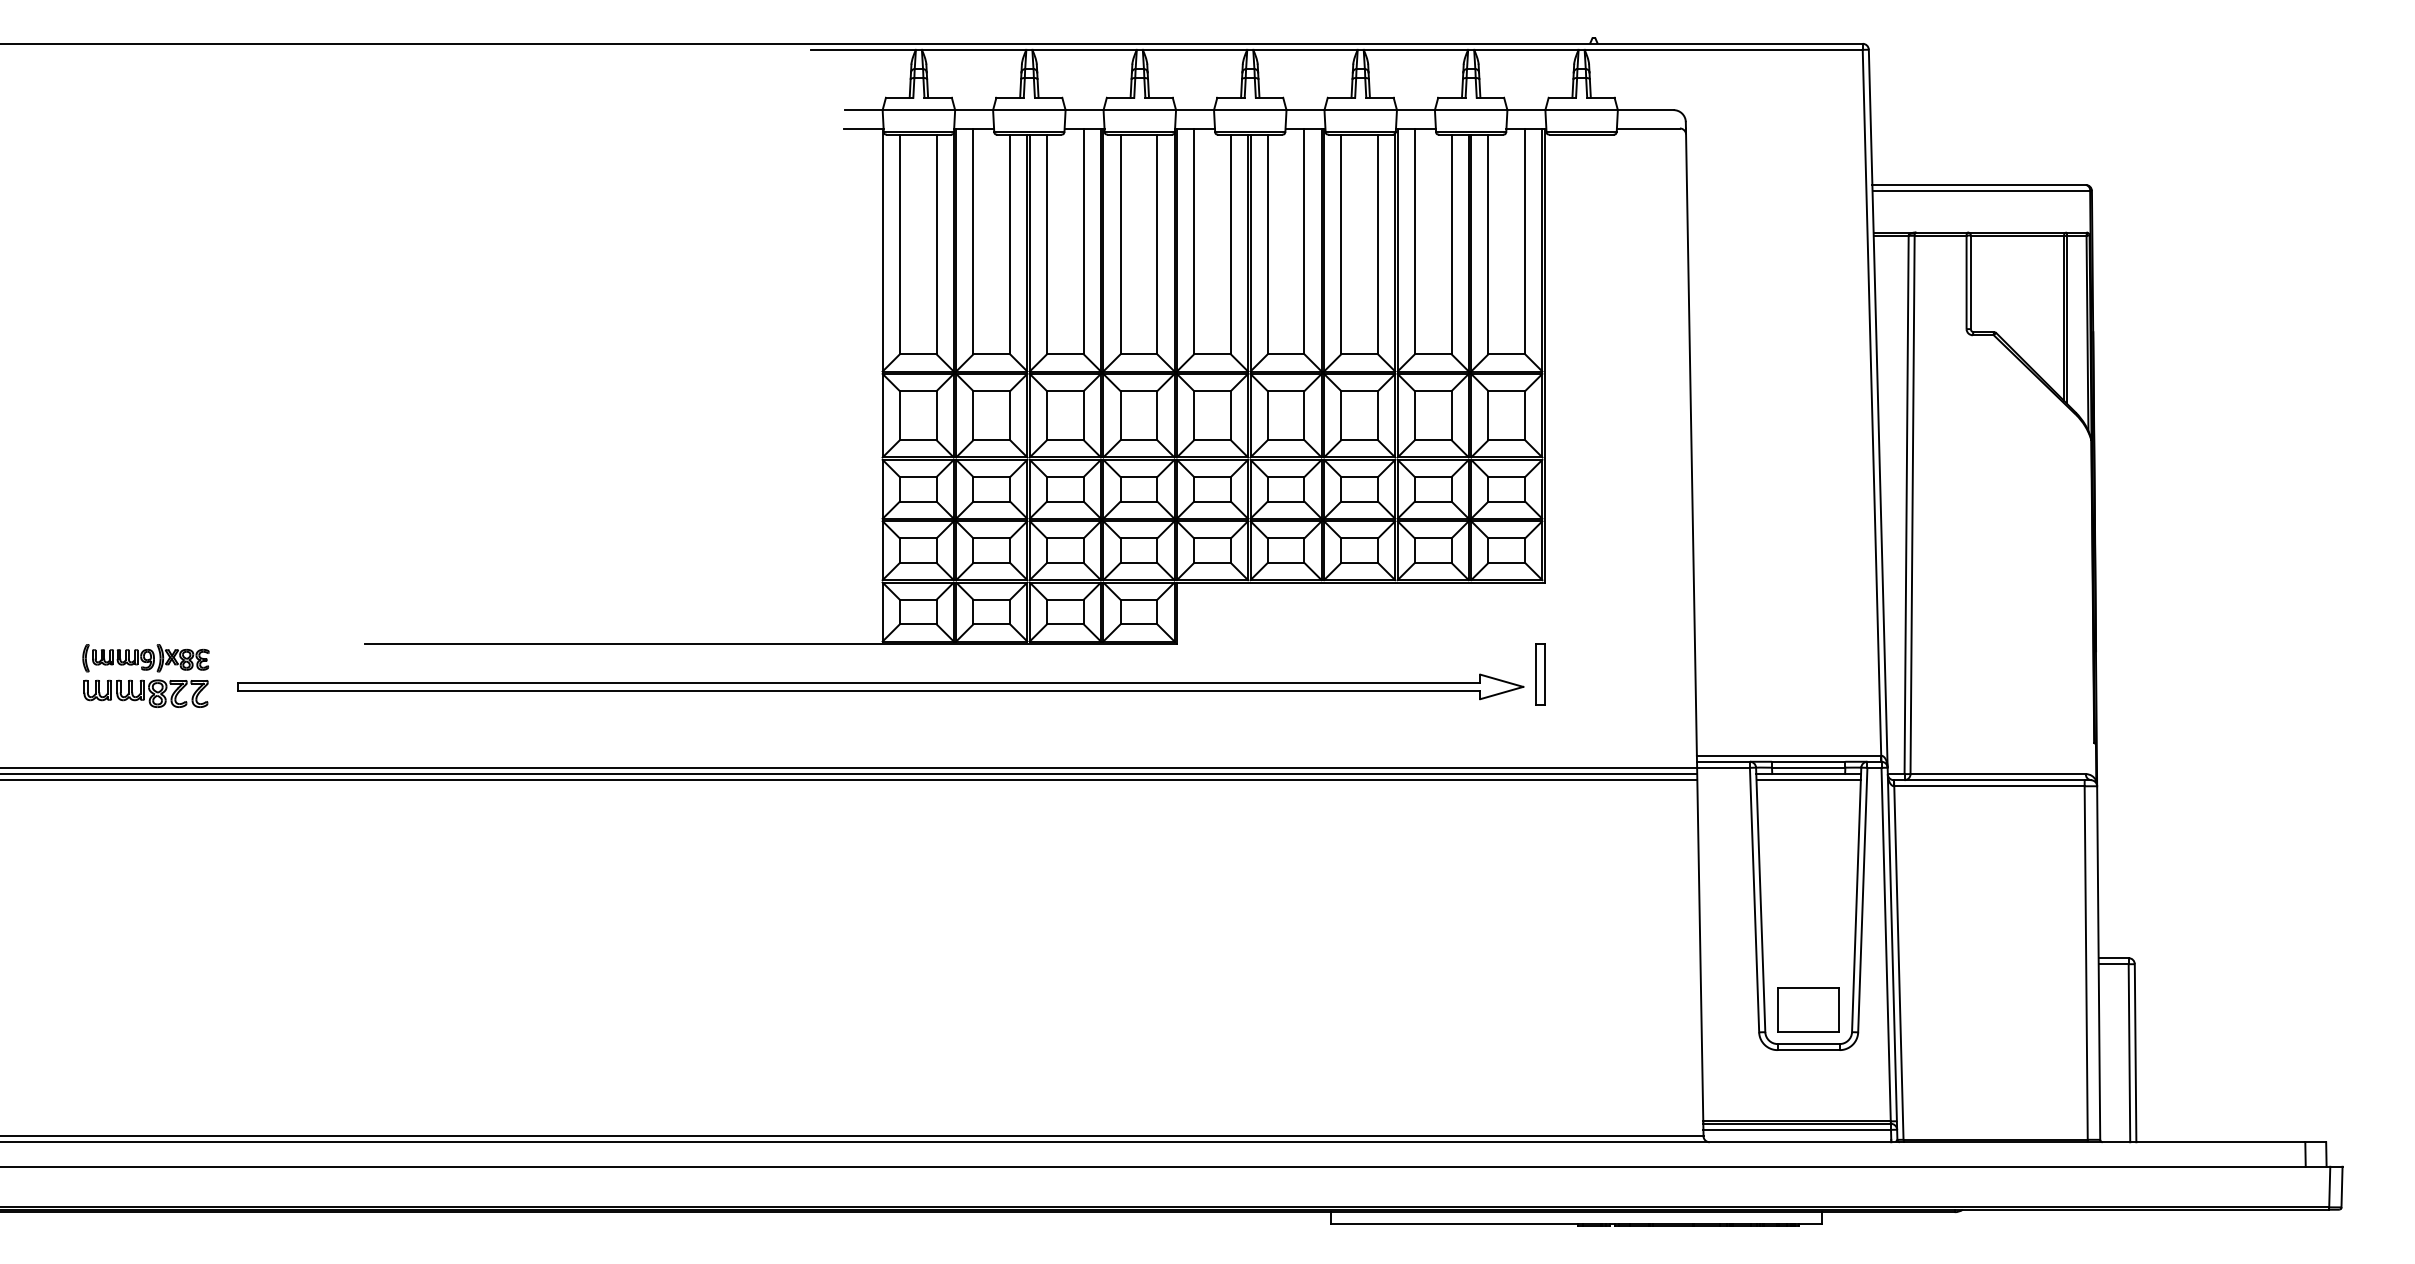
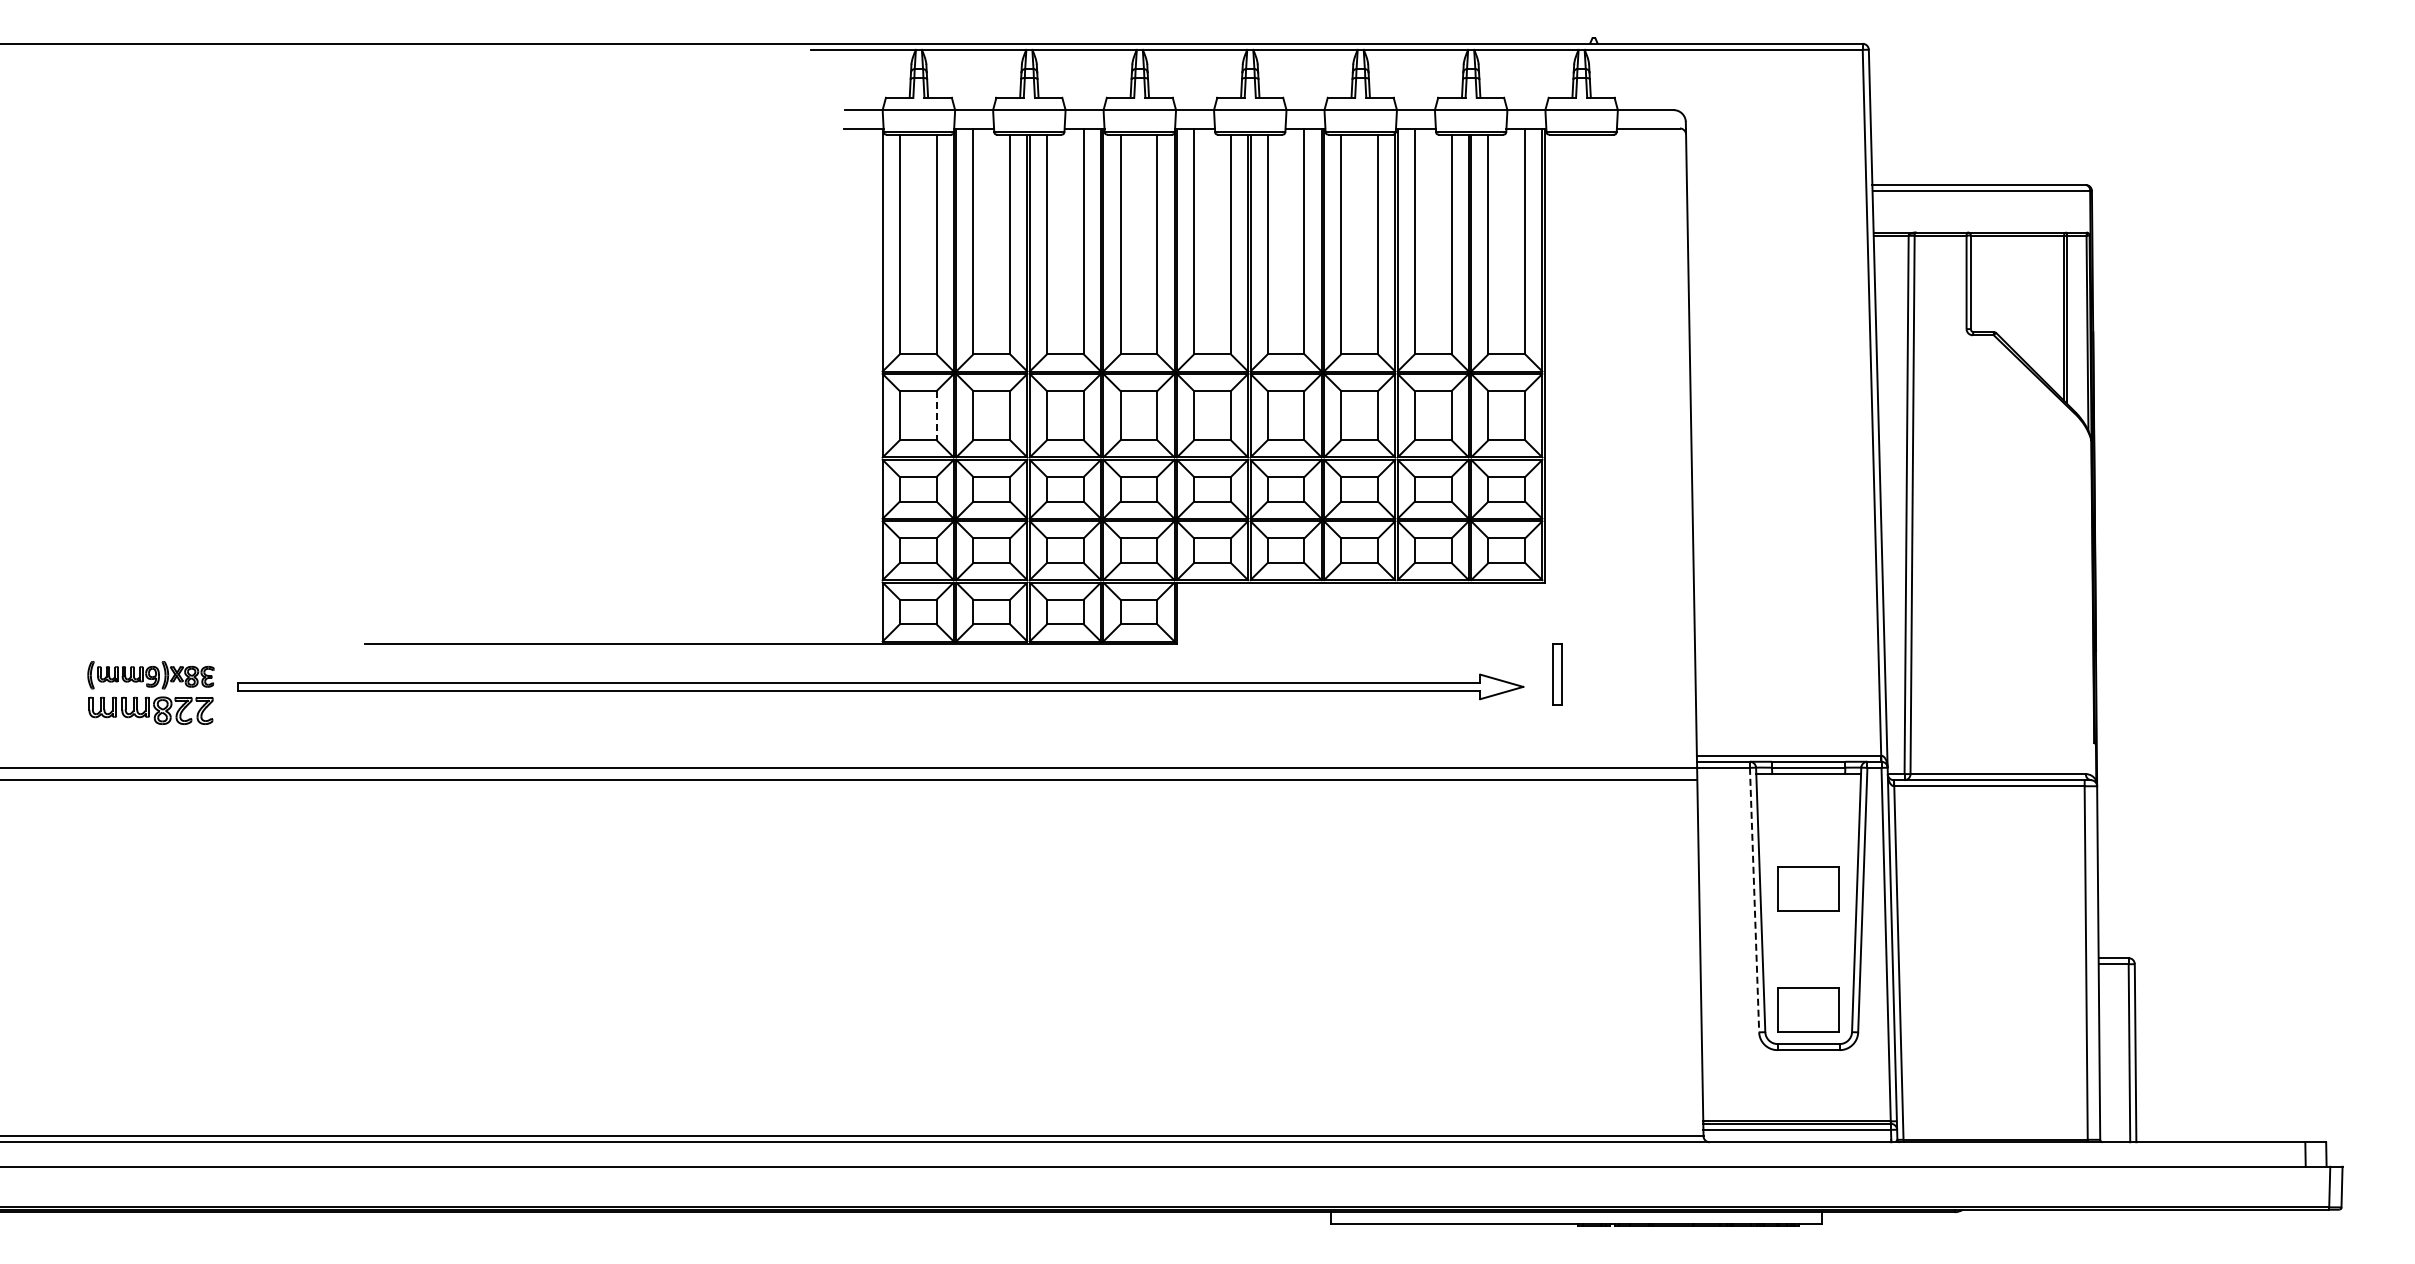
line: solid -> dashed (936, 415)
part position: (1540, 674) -> (1557, 674) (1557, 674)
part position: (145, 675) -> (150, 692) (150, 692)
line: present -> none (849, 774)
line: present -> none (1808, 780)
part: none -> present (1808, 888)
line: solid -> dashed (1754, 900)
